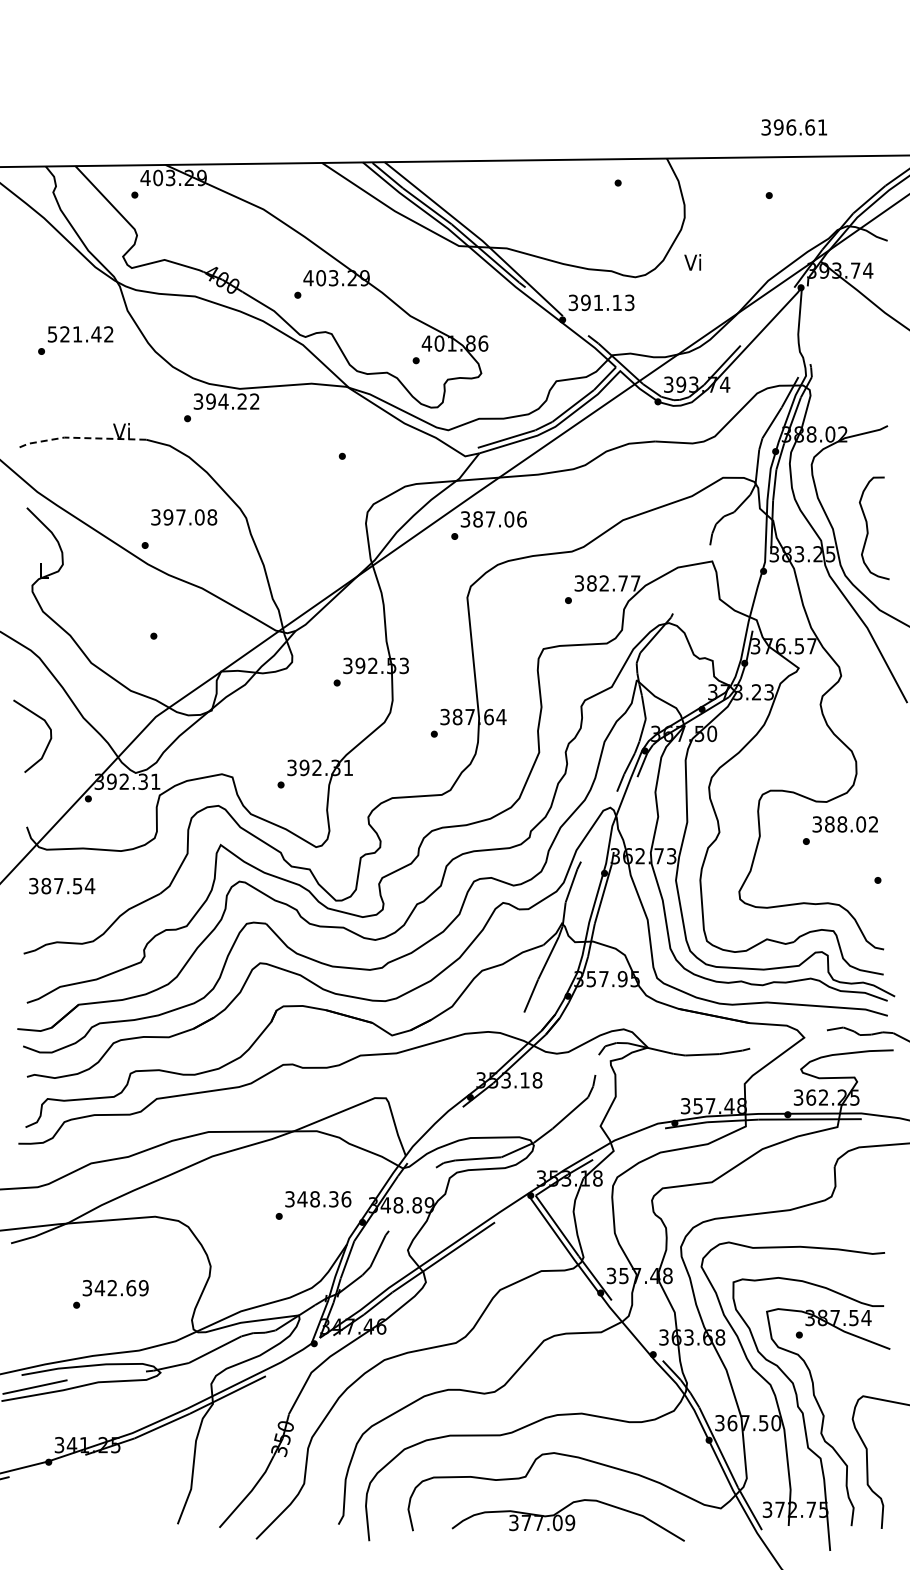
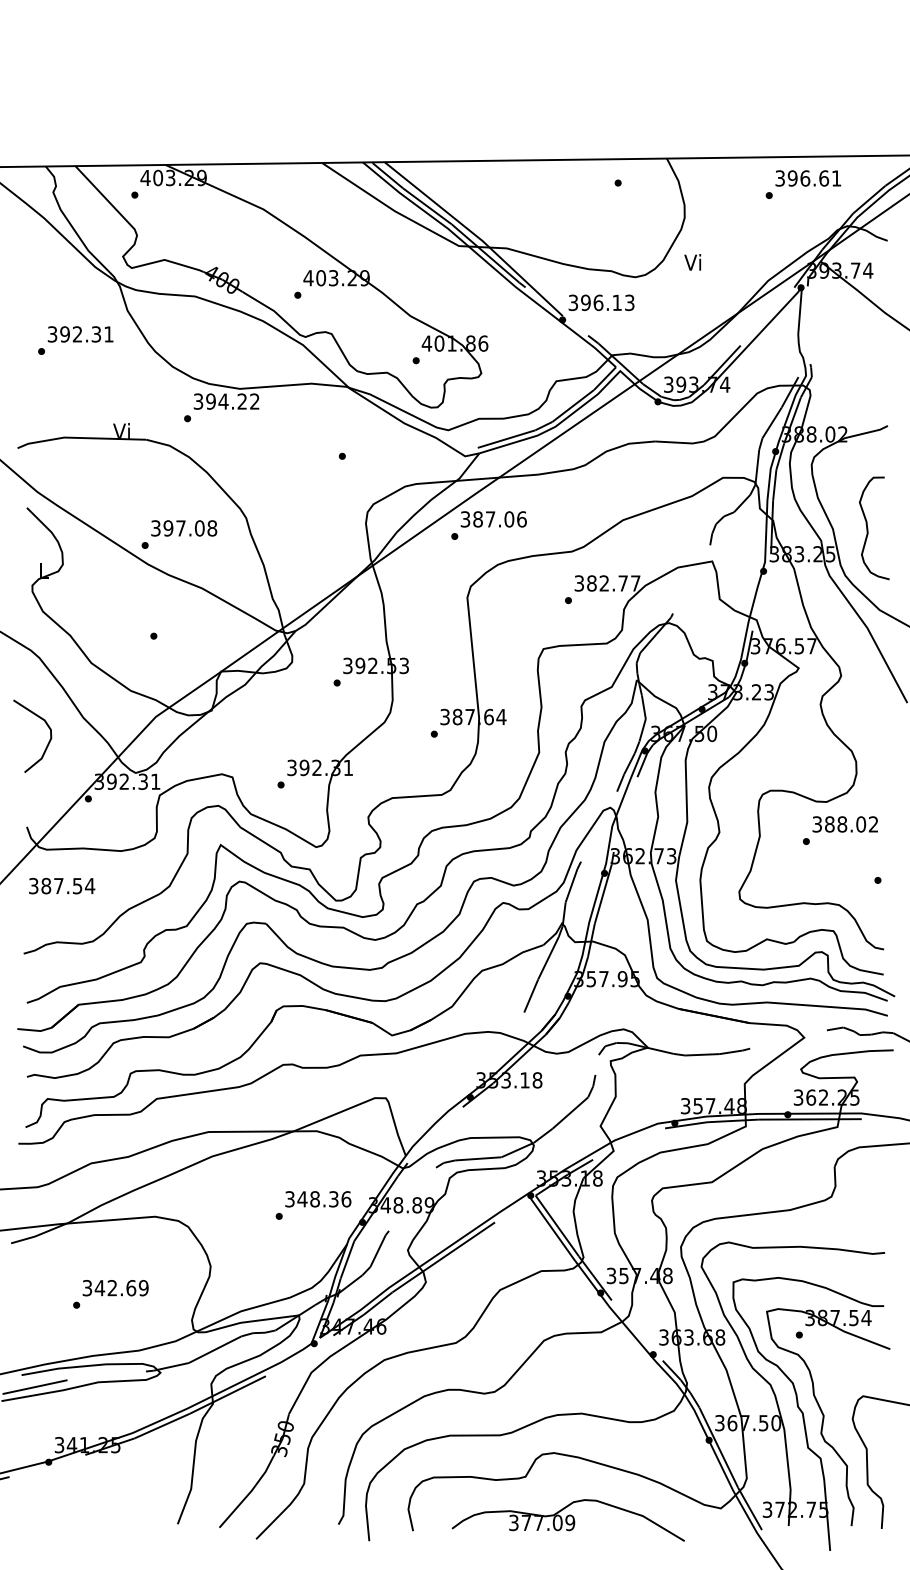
text position: (794, 127) -> (808, 178) (808, 178)
text: 391.13 -> 396.13 (598, 302)
text: 521.42 -> 392.31 (80, 334)
line: dashed -> solid (80, 438)
text position: (184, 517) -> (184, 528) (184, 528)
